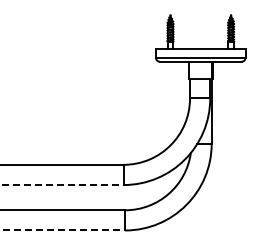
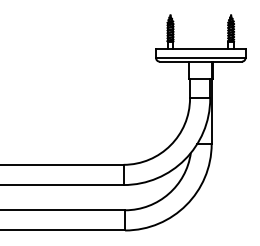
line: dashed -> solid (62, 185)
line: dashed -> solid (63, 230)
